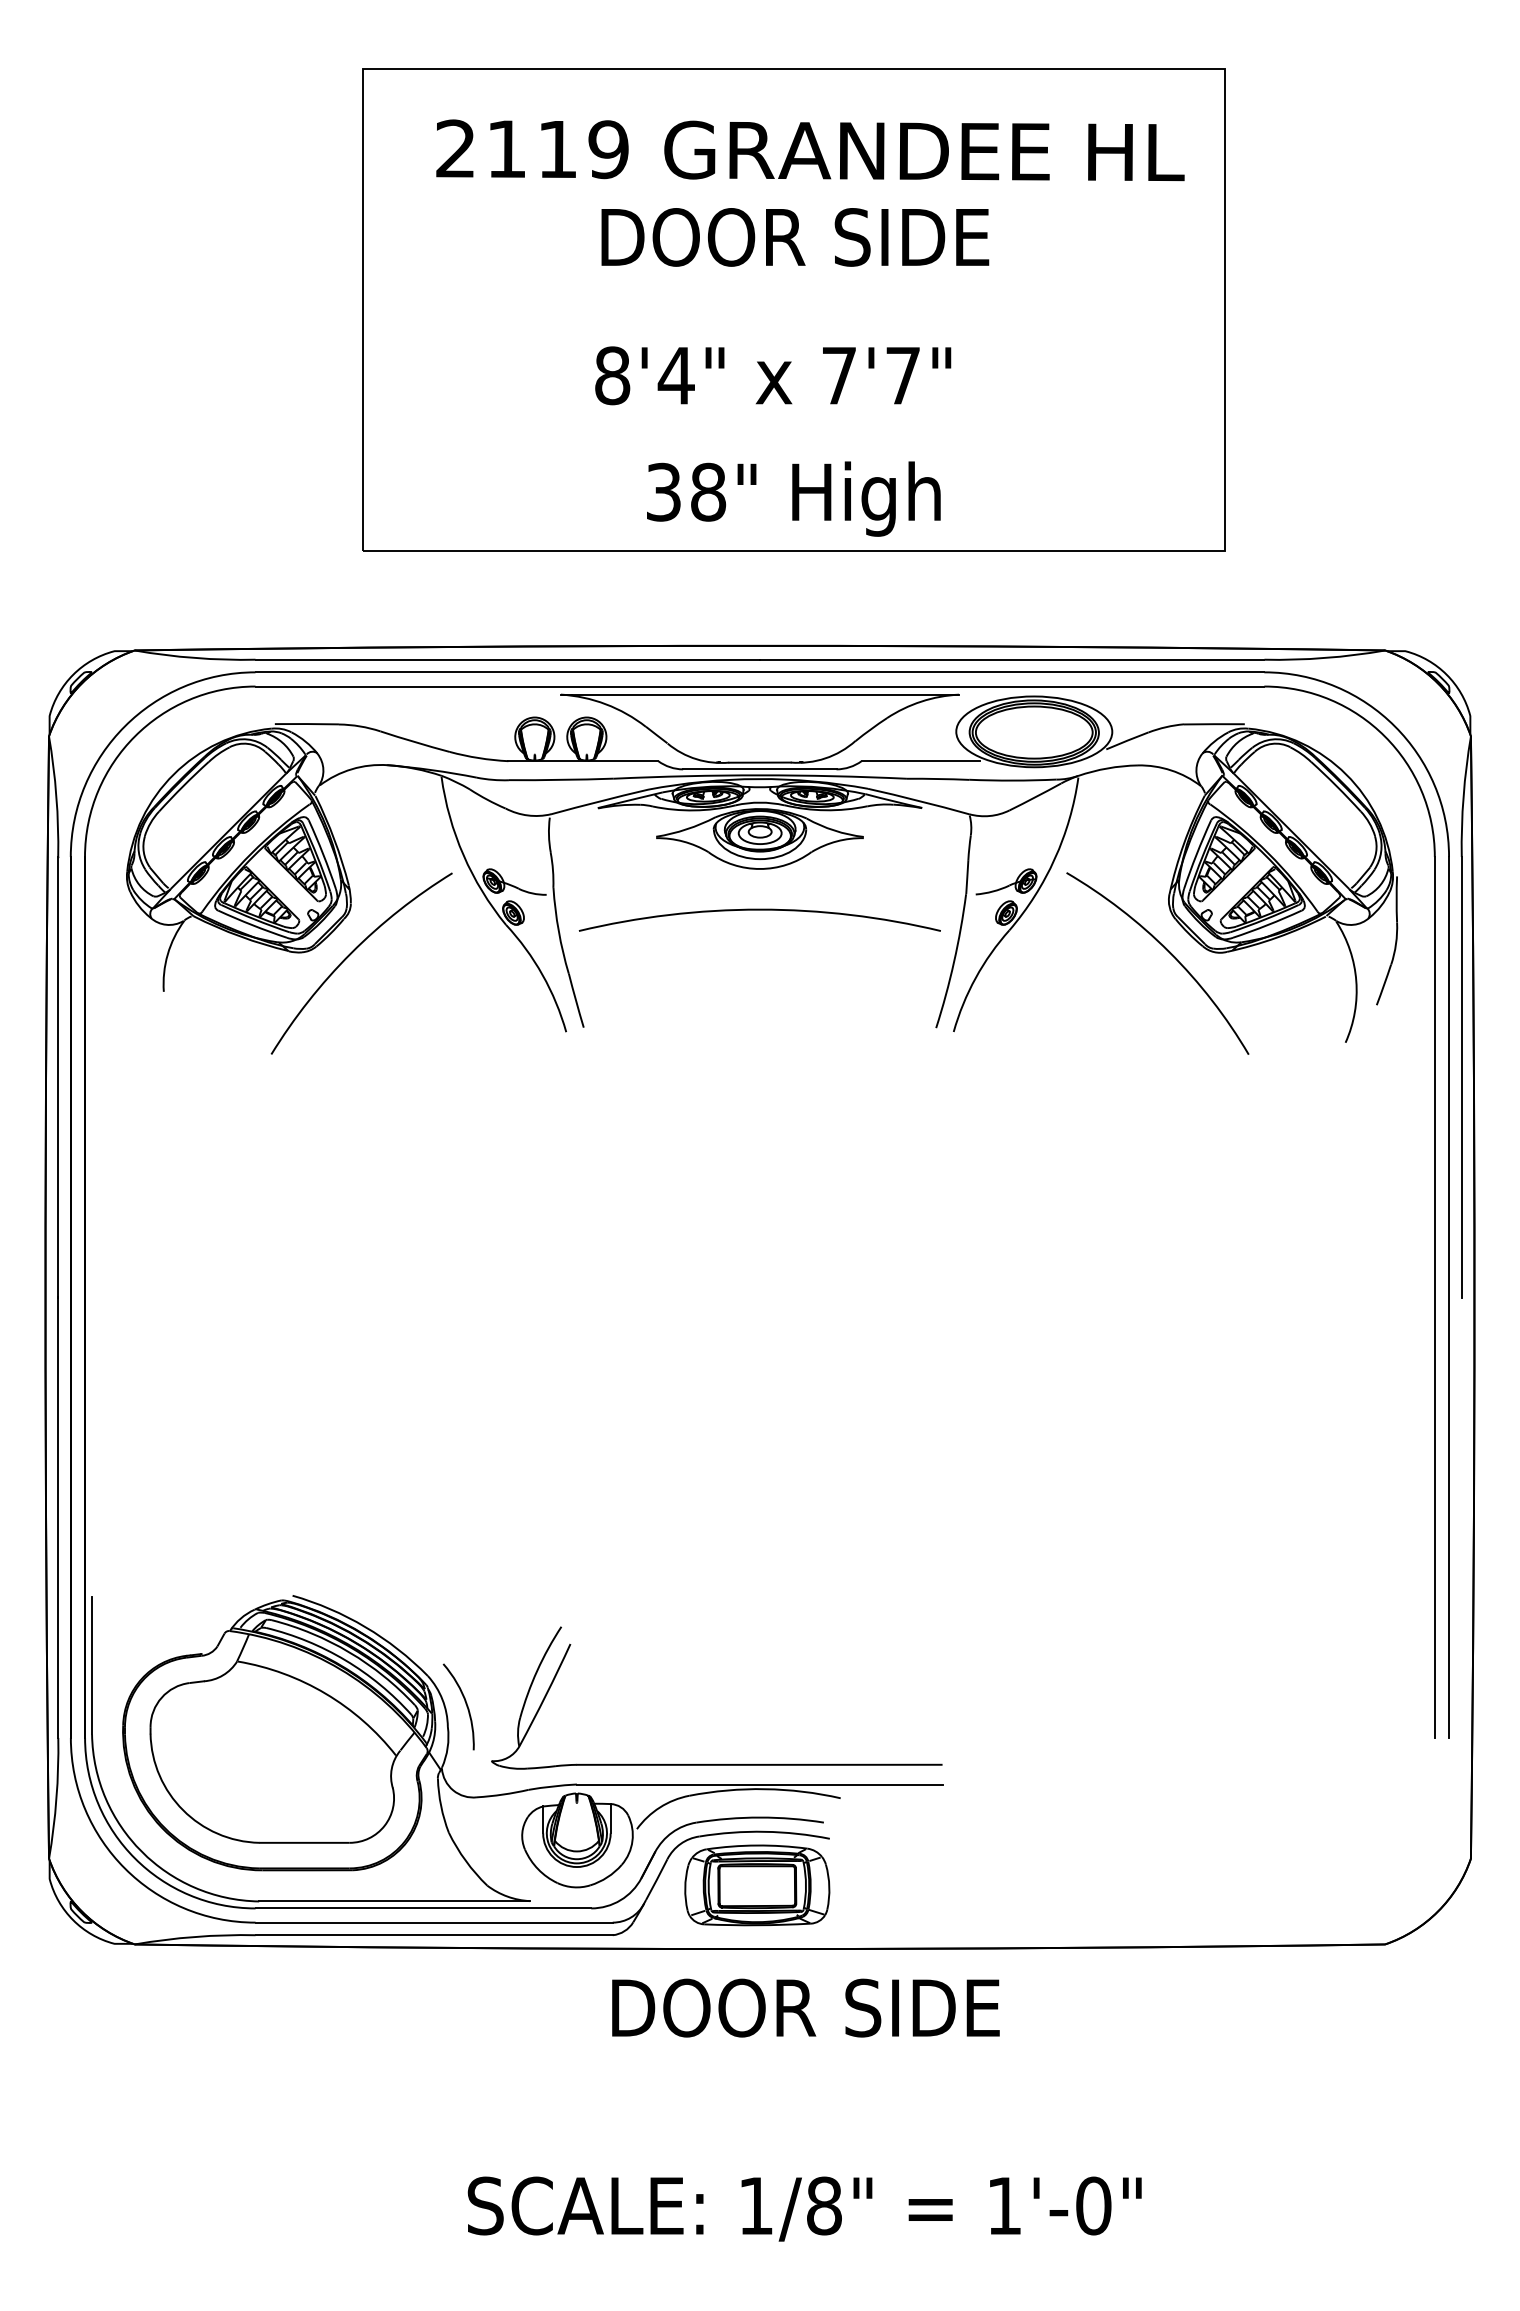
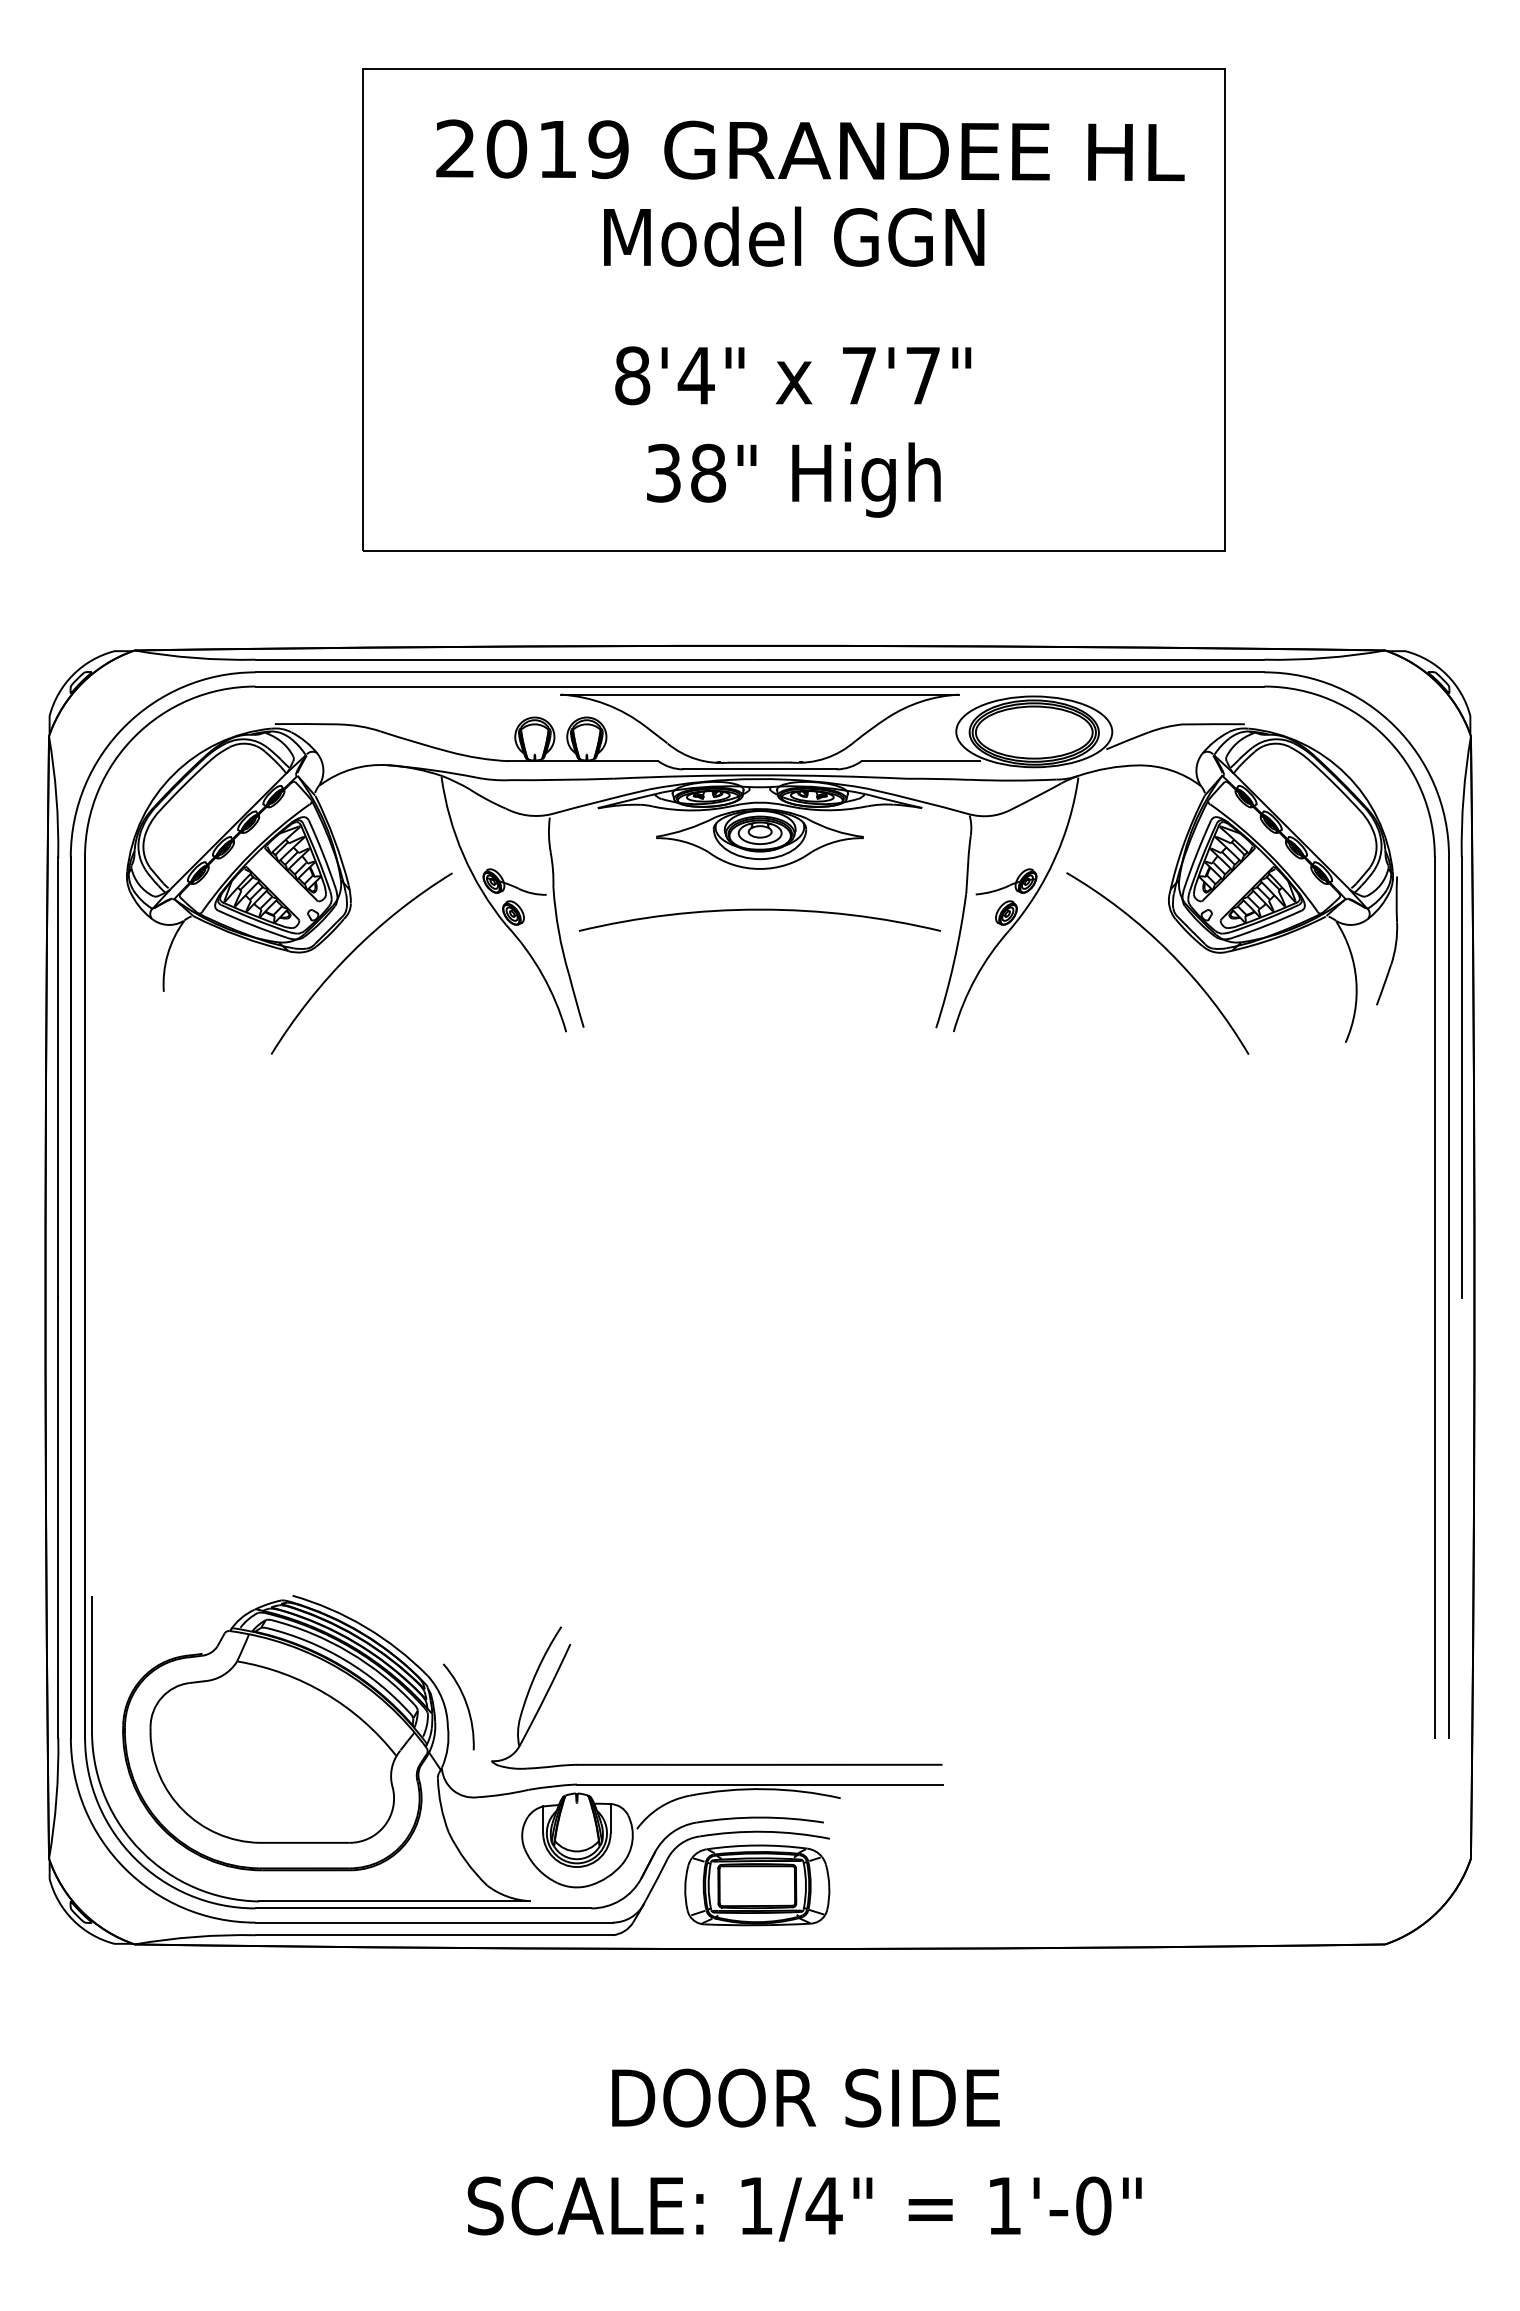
text: 2119 -> 2019 (506, 148)
text: DOOR SIDE -> Model GGN (795, 236)
text position: (773, 375) -> (793, 375) (793, 375)
text position: (793, 498) -> (793, 479) (793, 479)
text position: (805, 2007) -> (805, 2097) (805, 2097)
text: 1/8" -> 1/4" (823, 2205)
